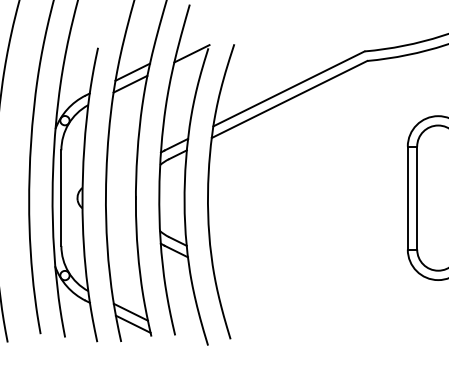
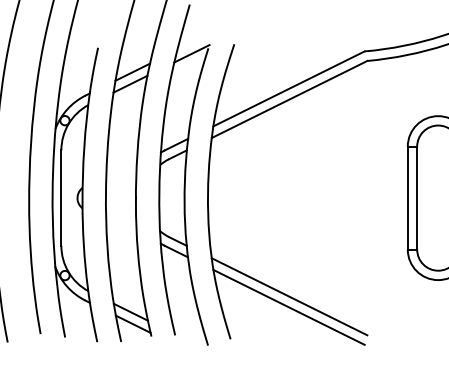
line: none -> present (289, 296)
line: none -> present (288, 306)
